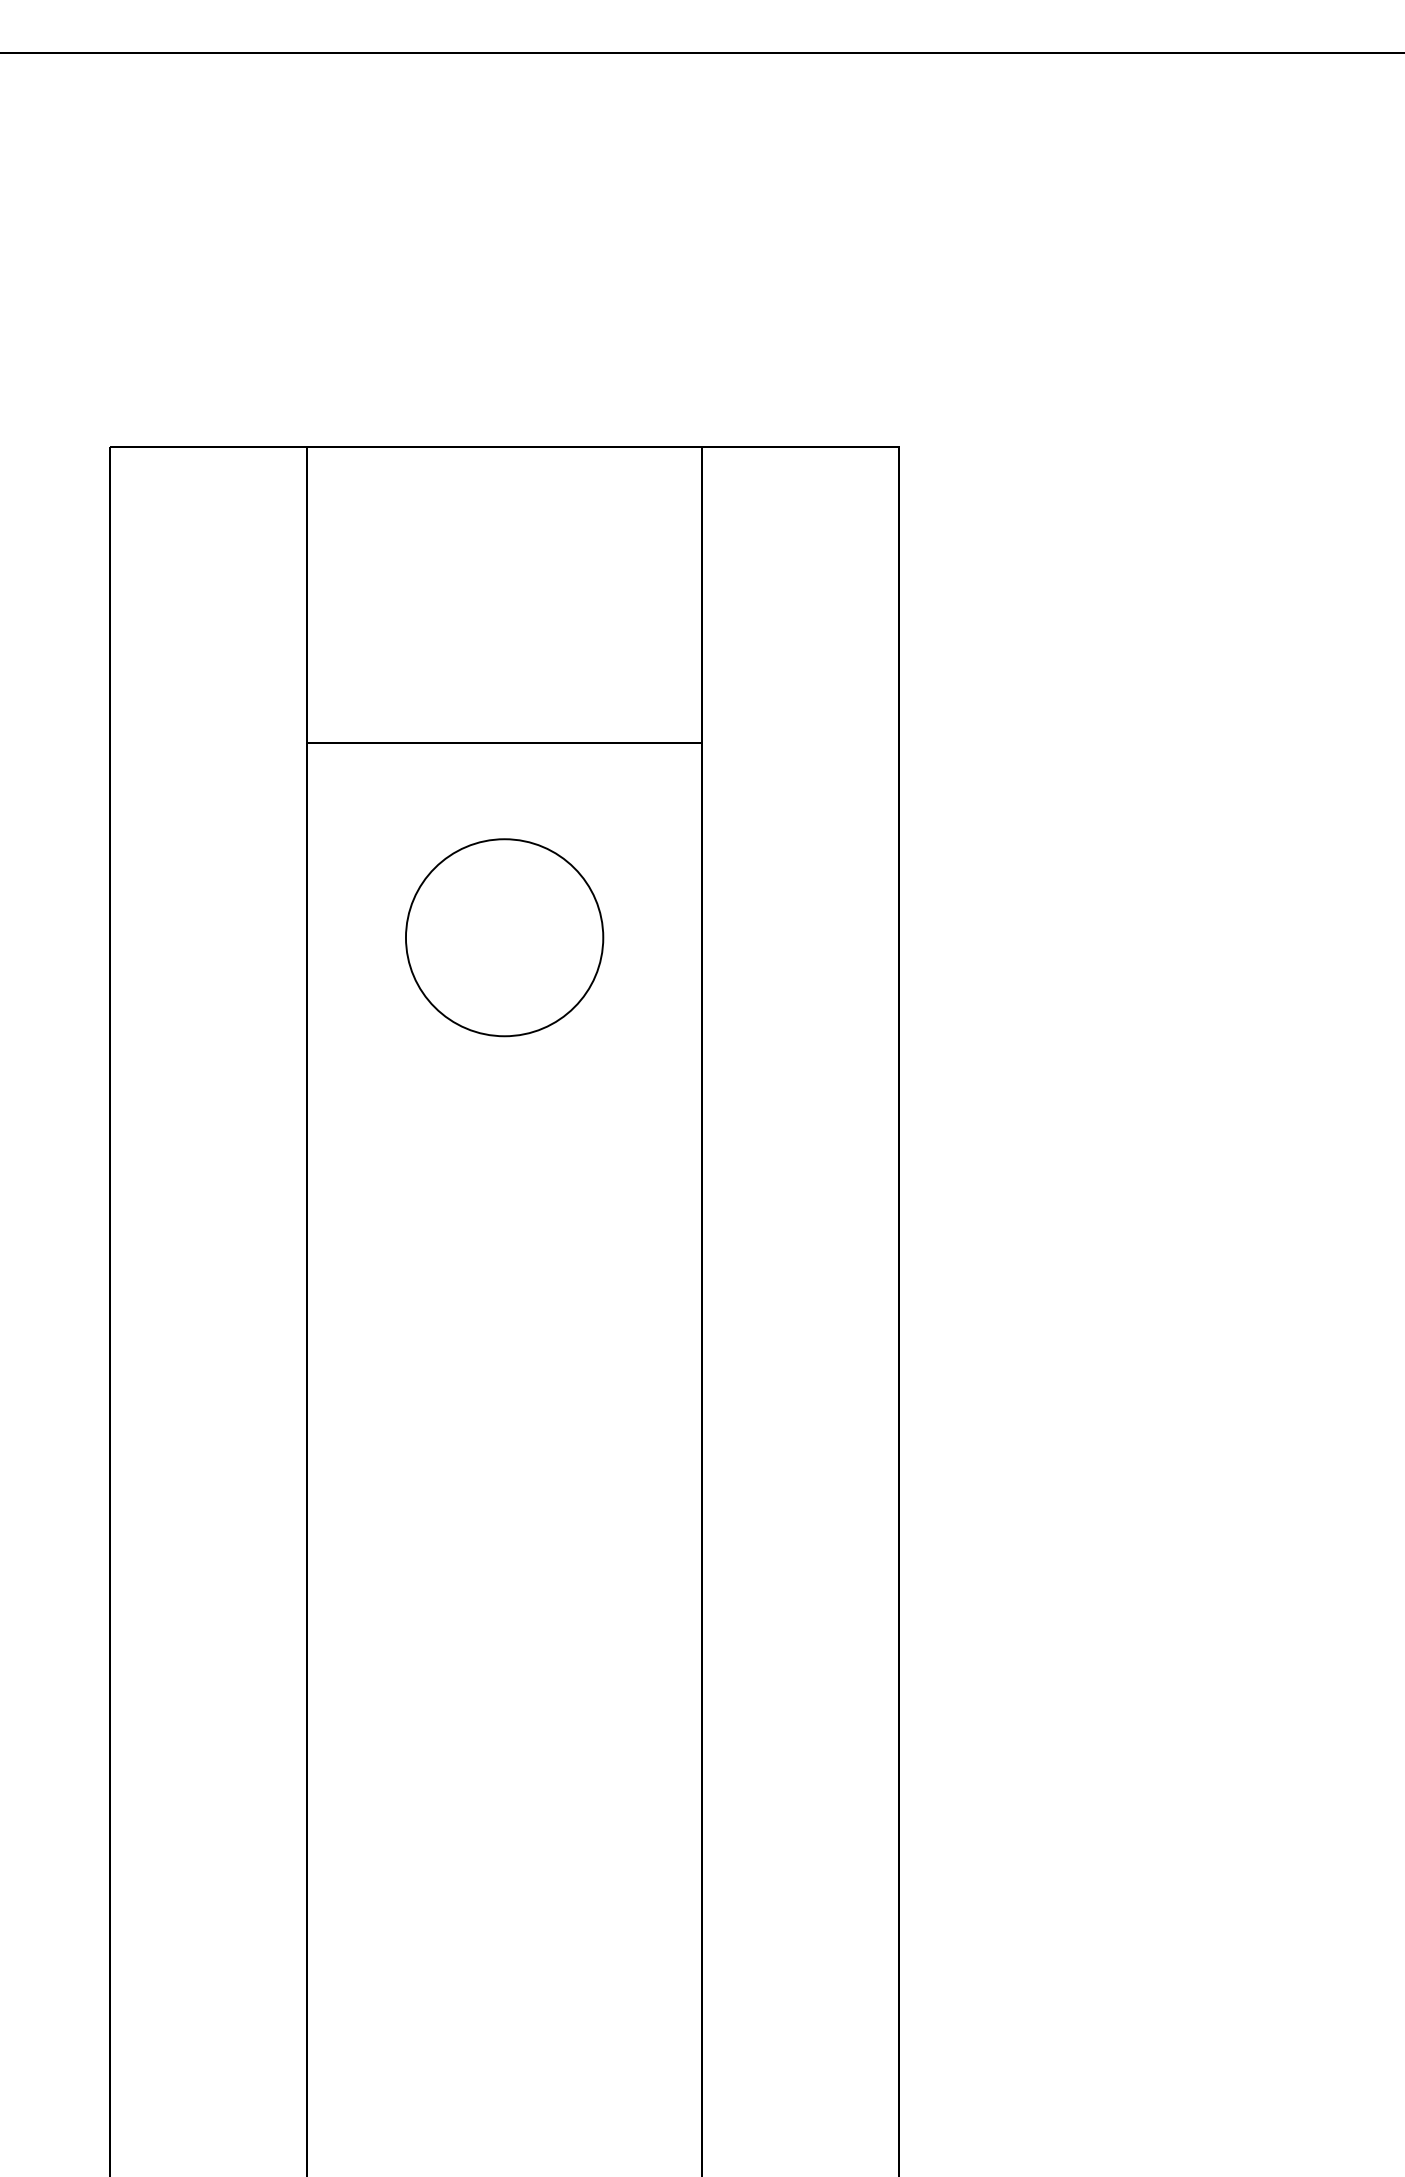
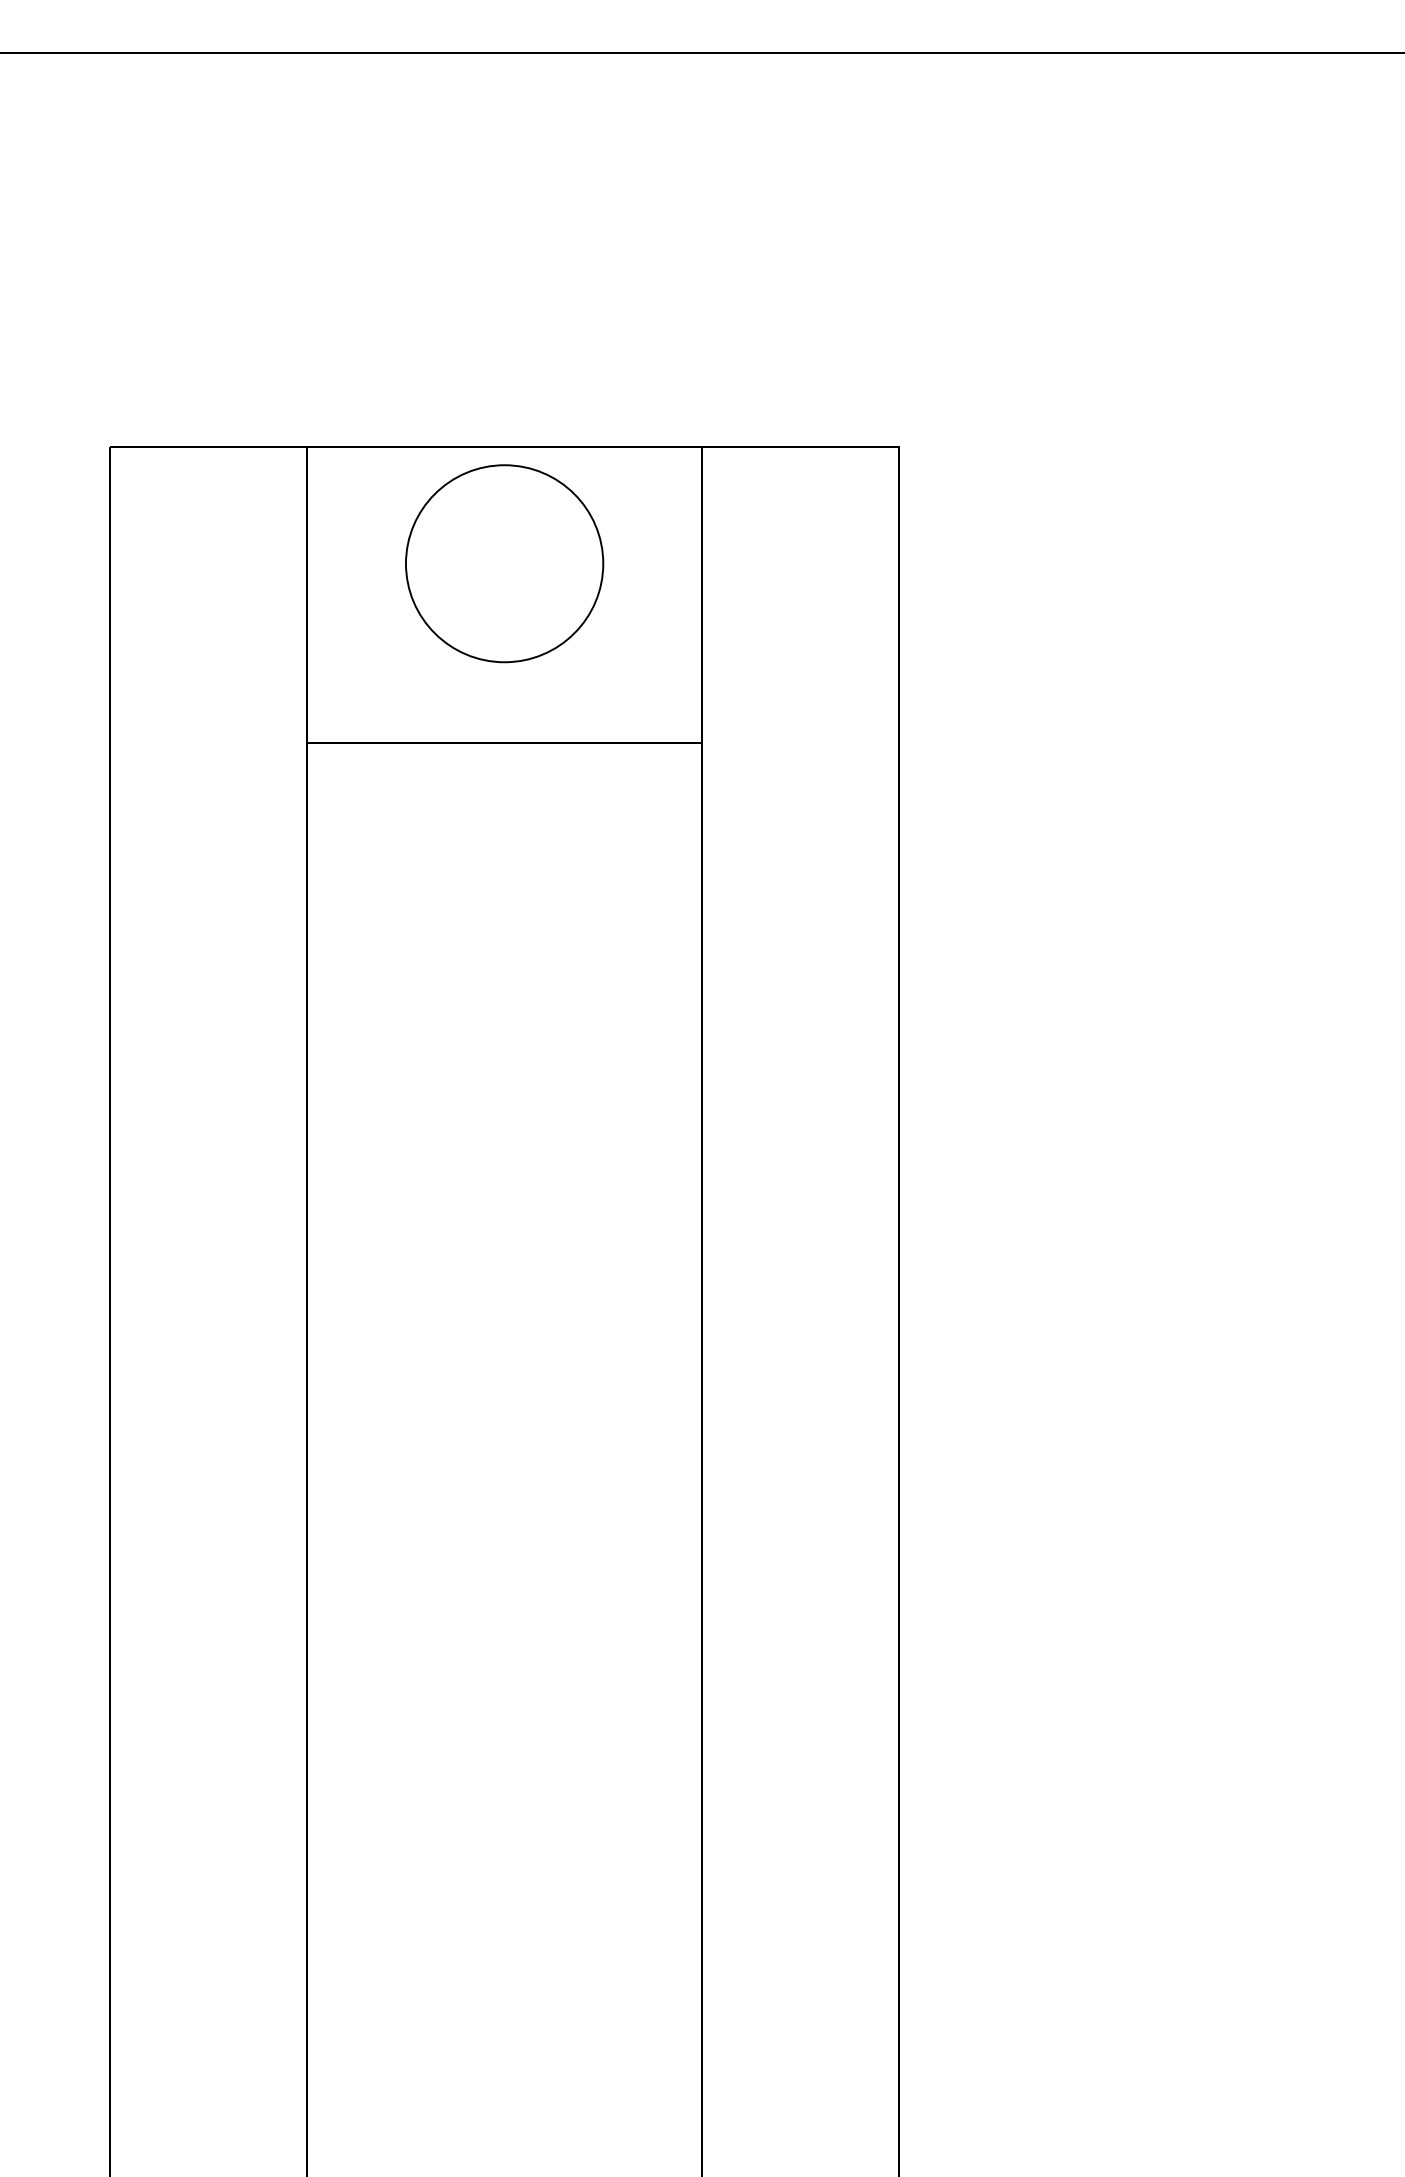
circle position: (504, 937) -> (504, 563) (504, 563)
